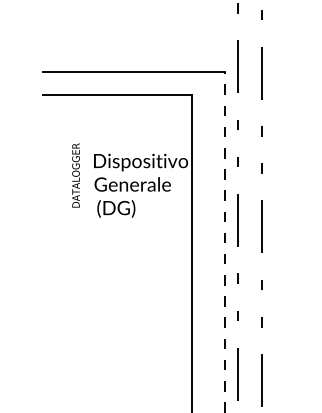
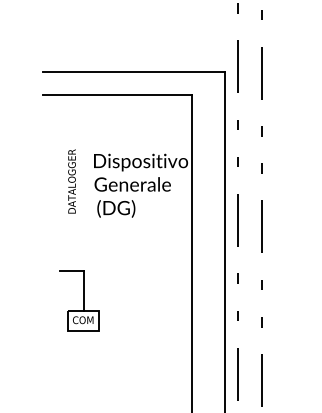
text position: (75, 175) -> (71, 181) (71, 181)
line: dashed -> solid (224, 241)
part: none -> present (79, 300)
